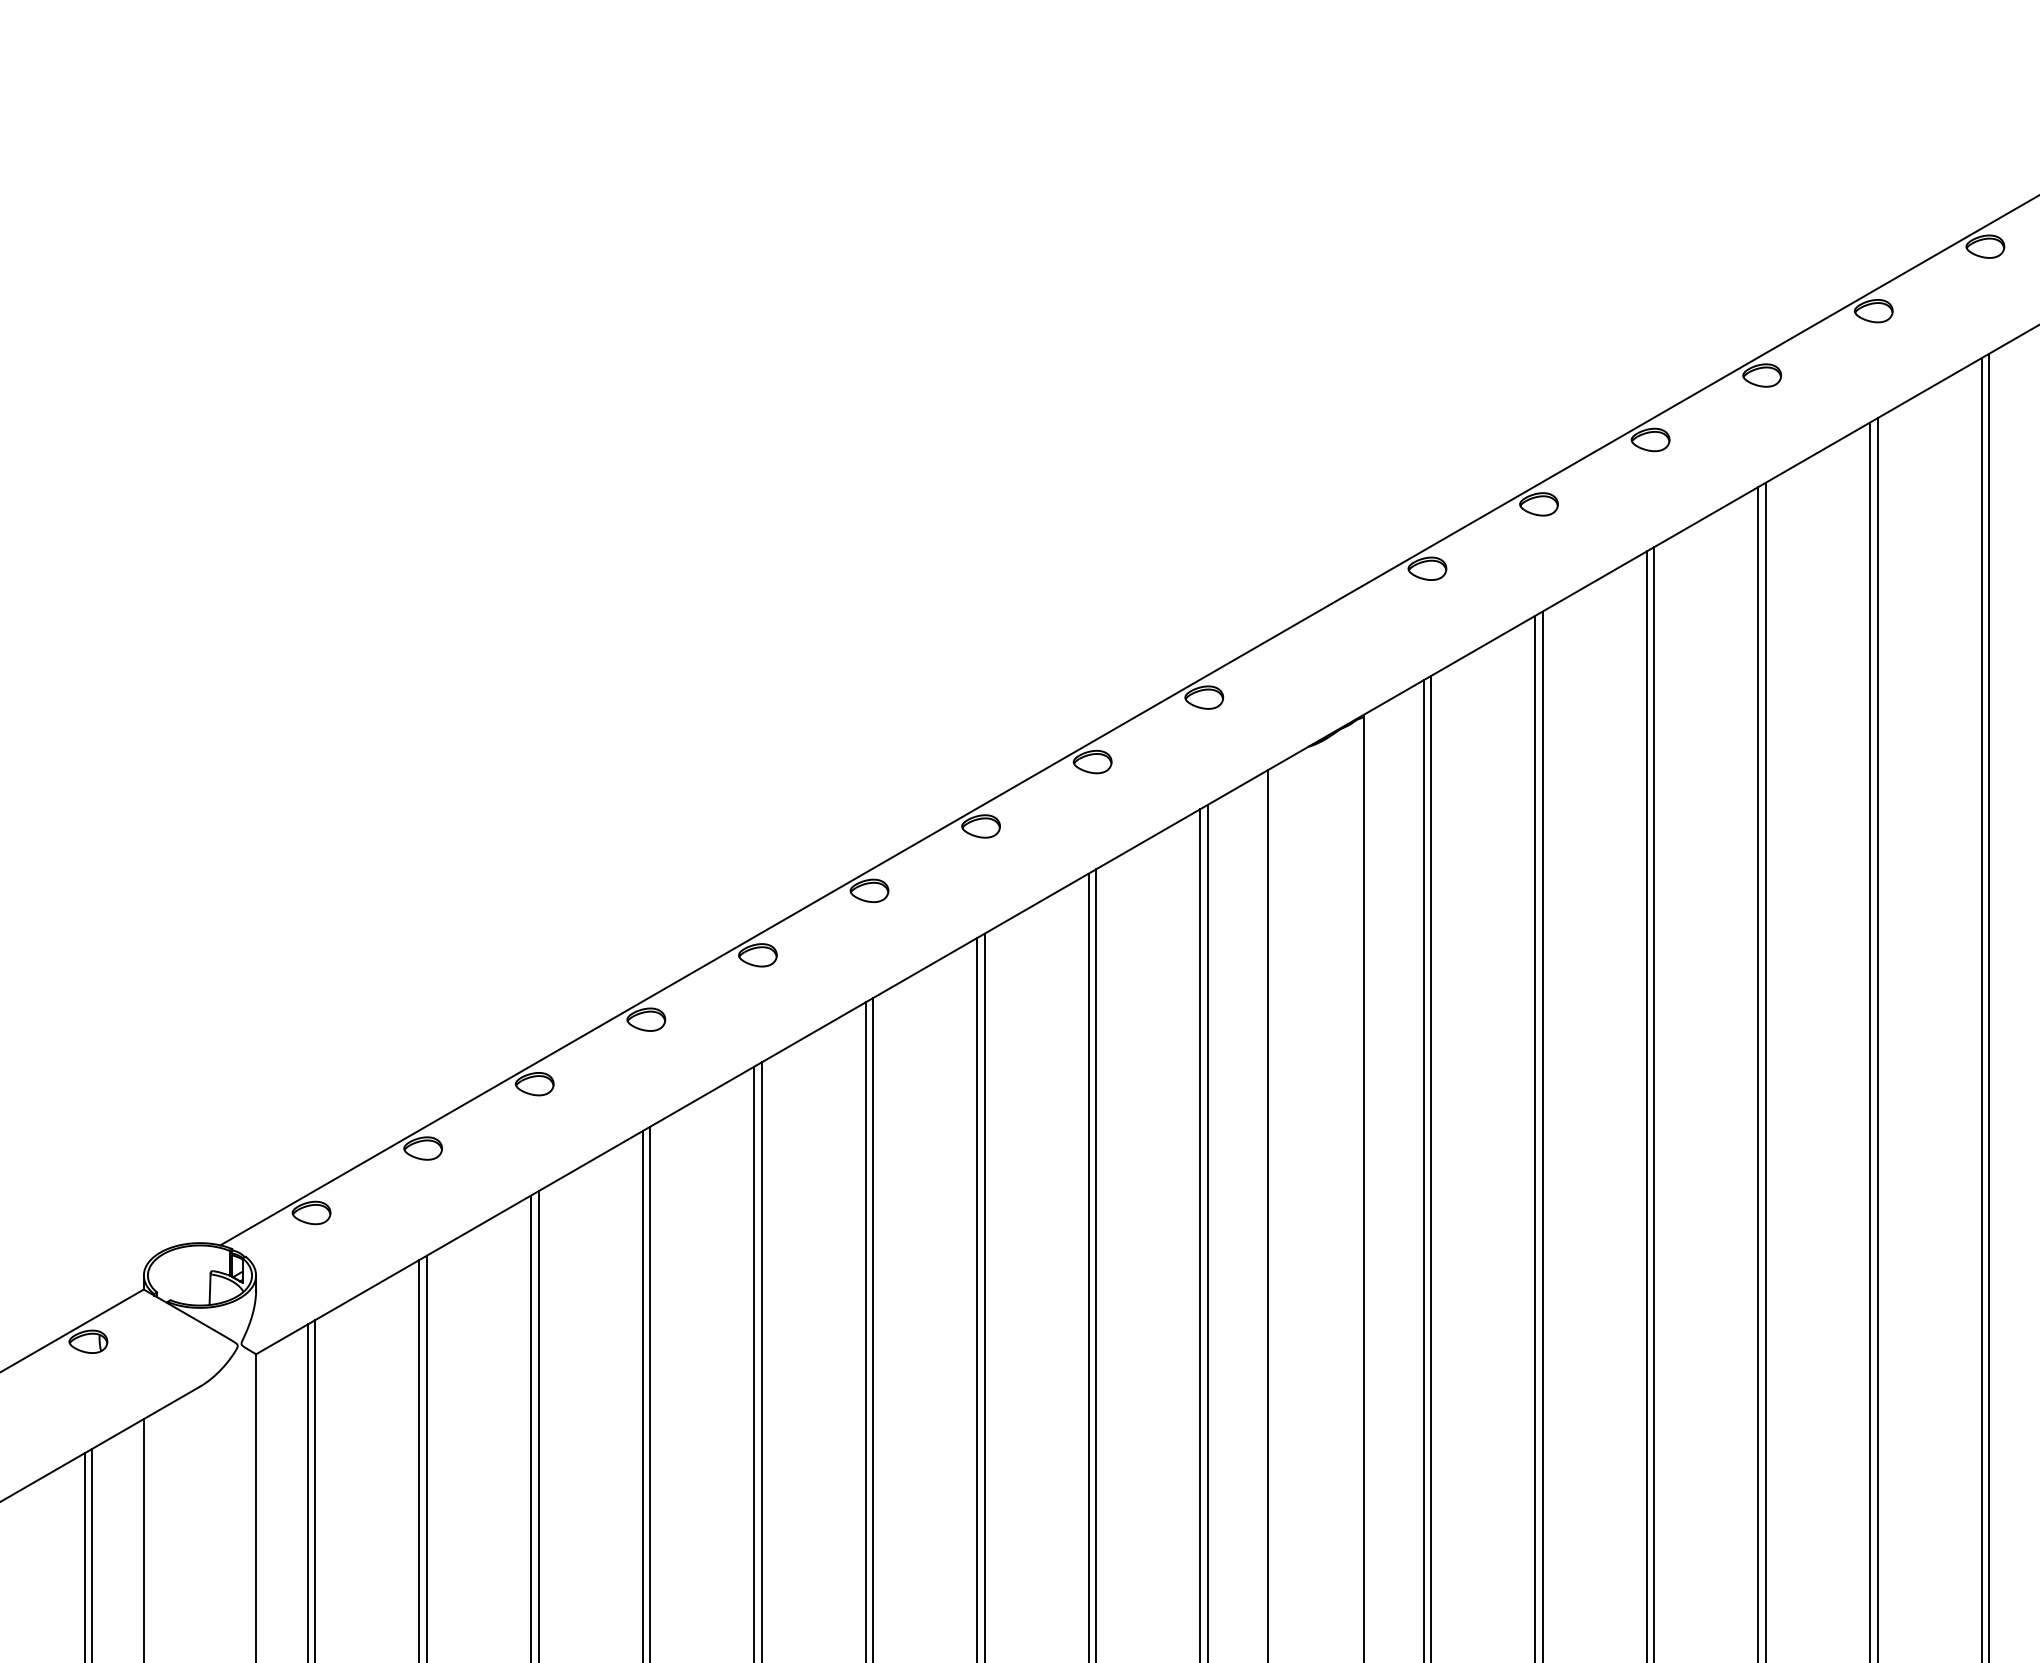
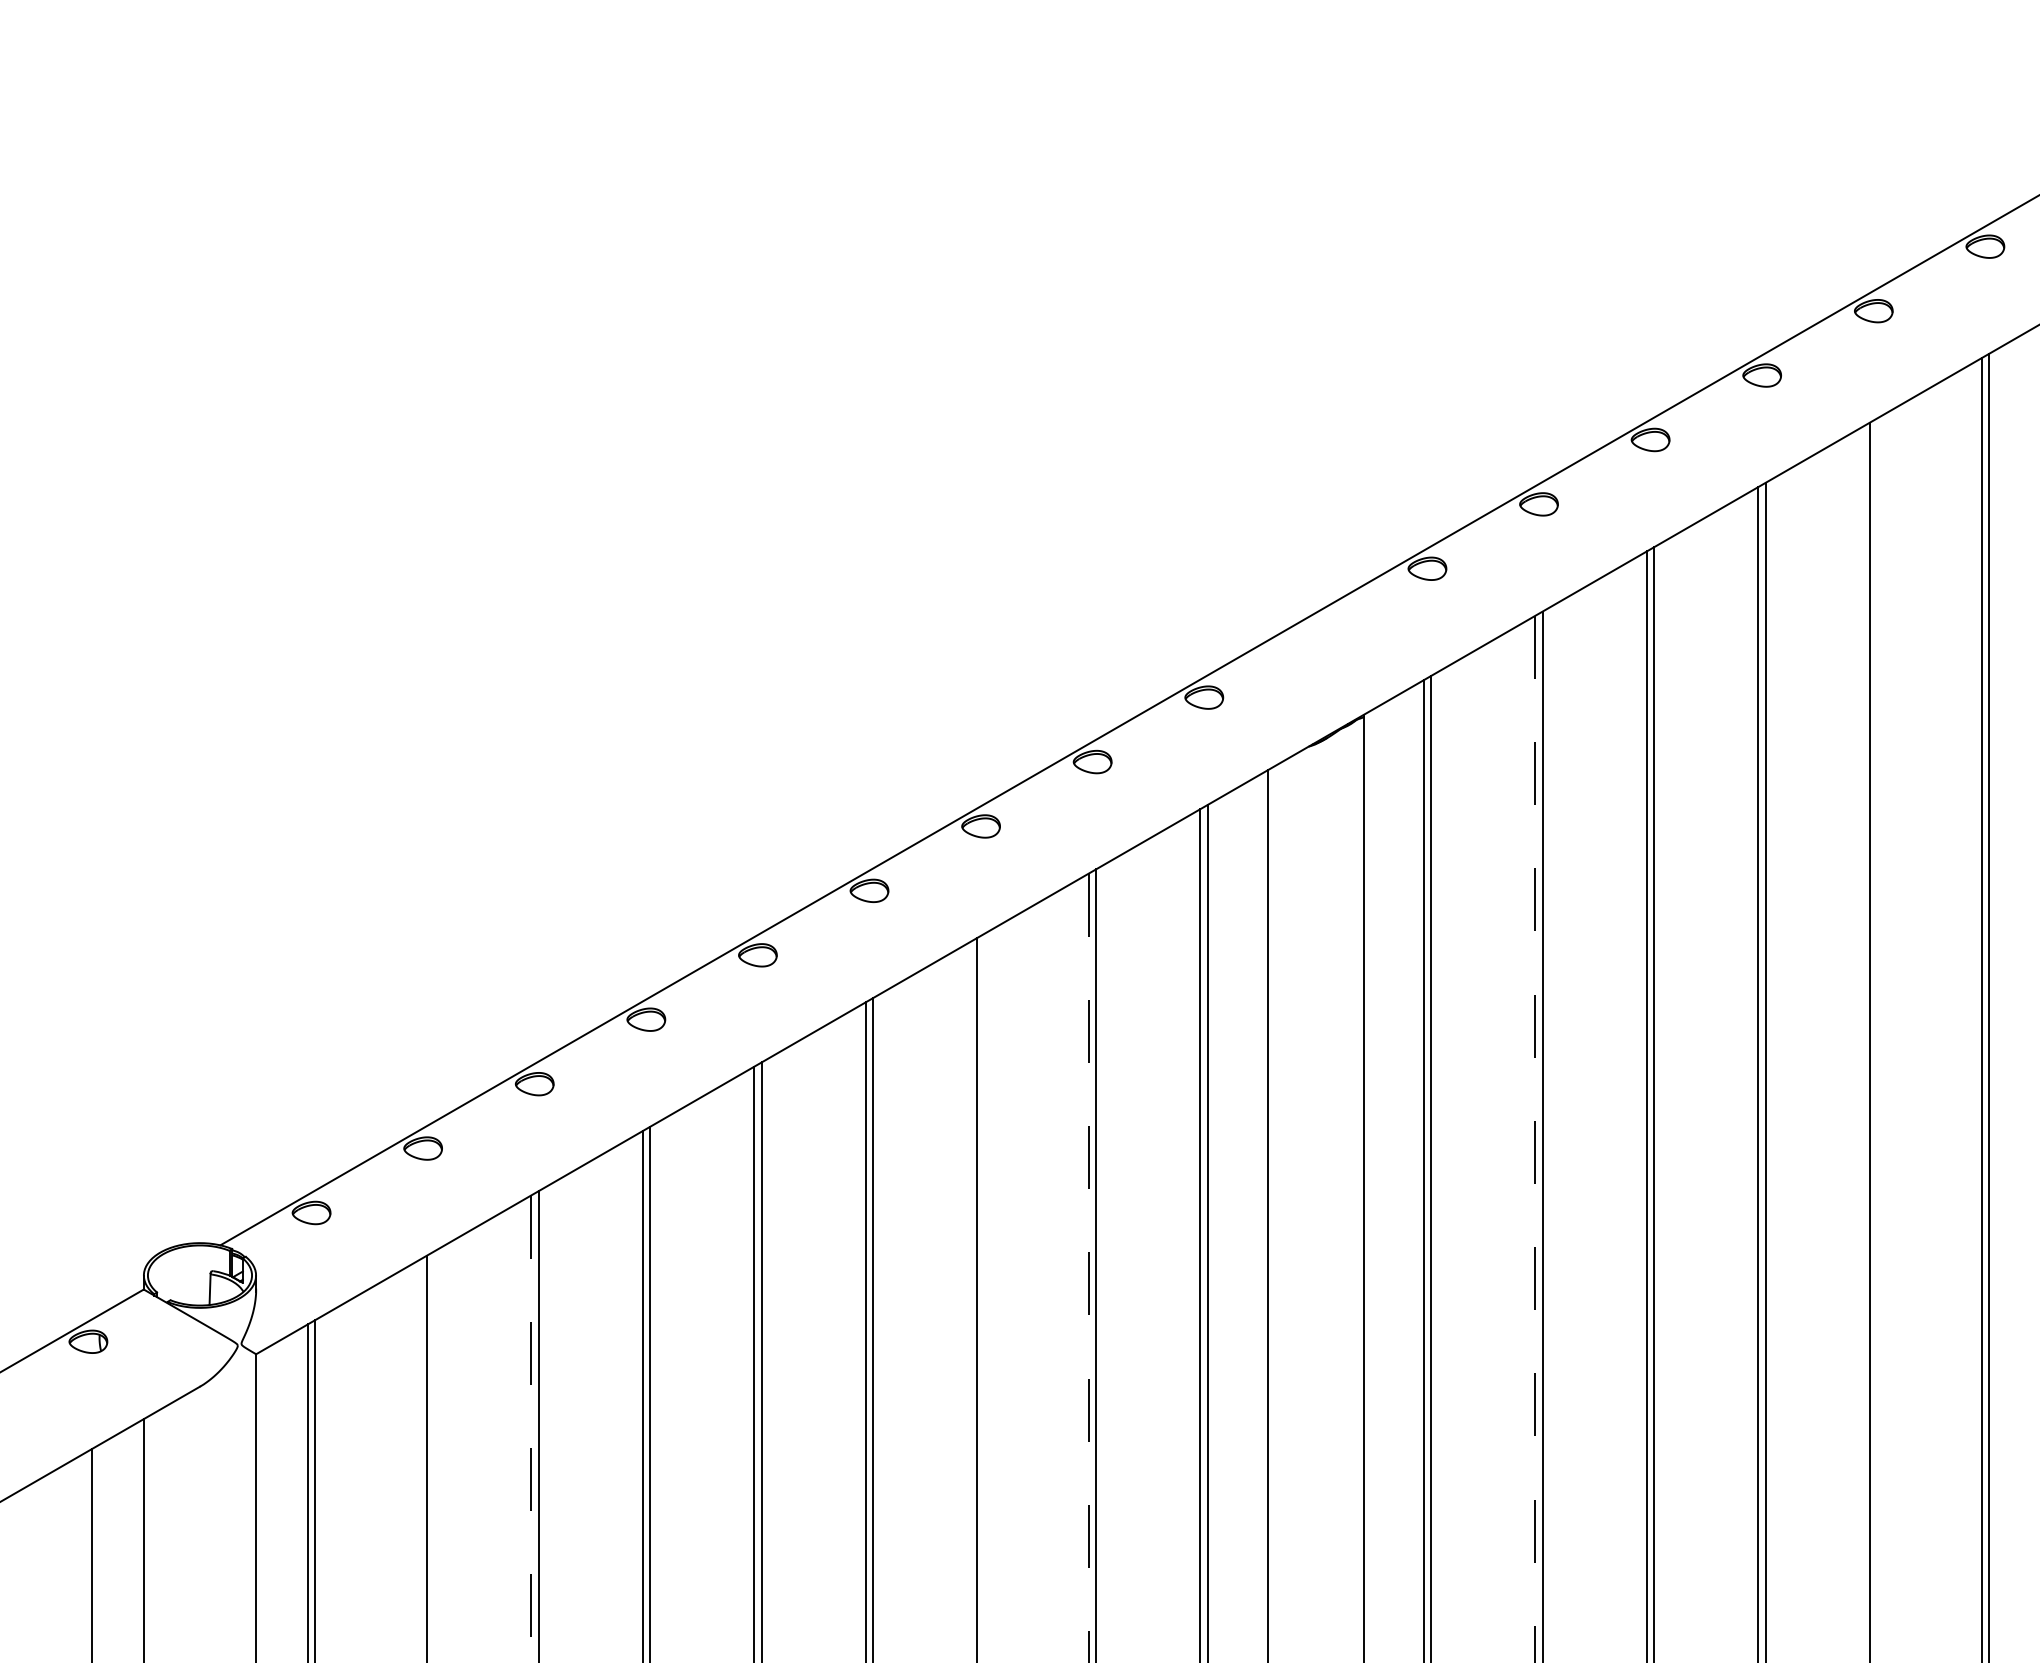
line: present -> none (1877, 1038)
line: solid -> dashed (1535, 1139)
line: solid -> dashed (1088, 1268)
line: present -> none (984, 1296)
line: solid -> dashed (530, 1429)
line: present -> none (419, 1459)
line: present -> none (84, 1556)
